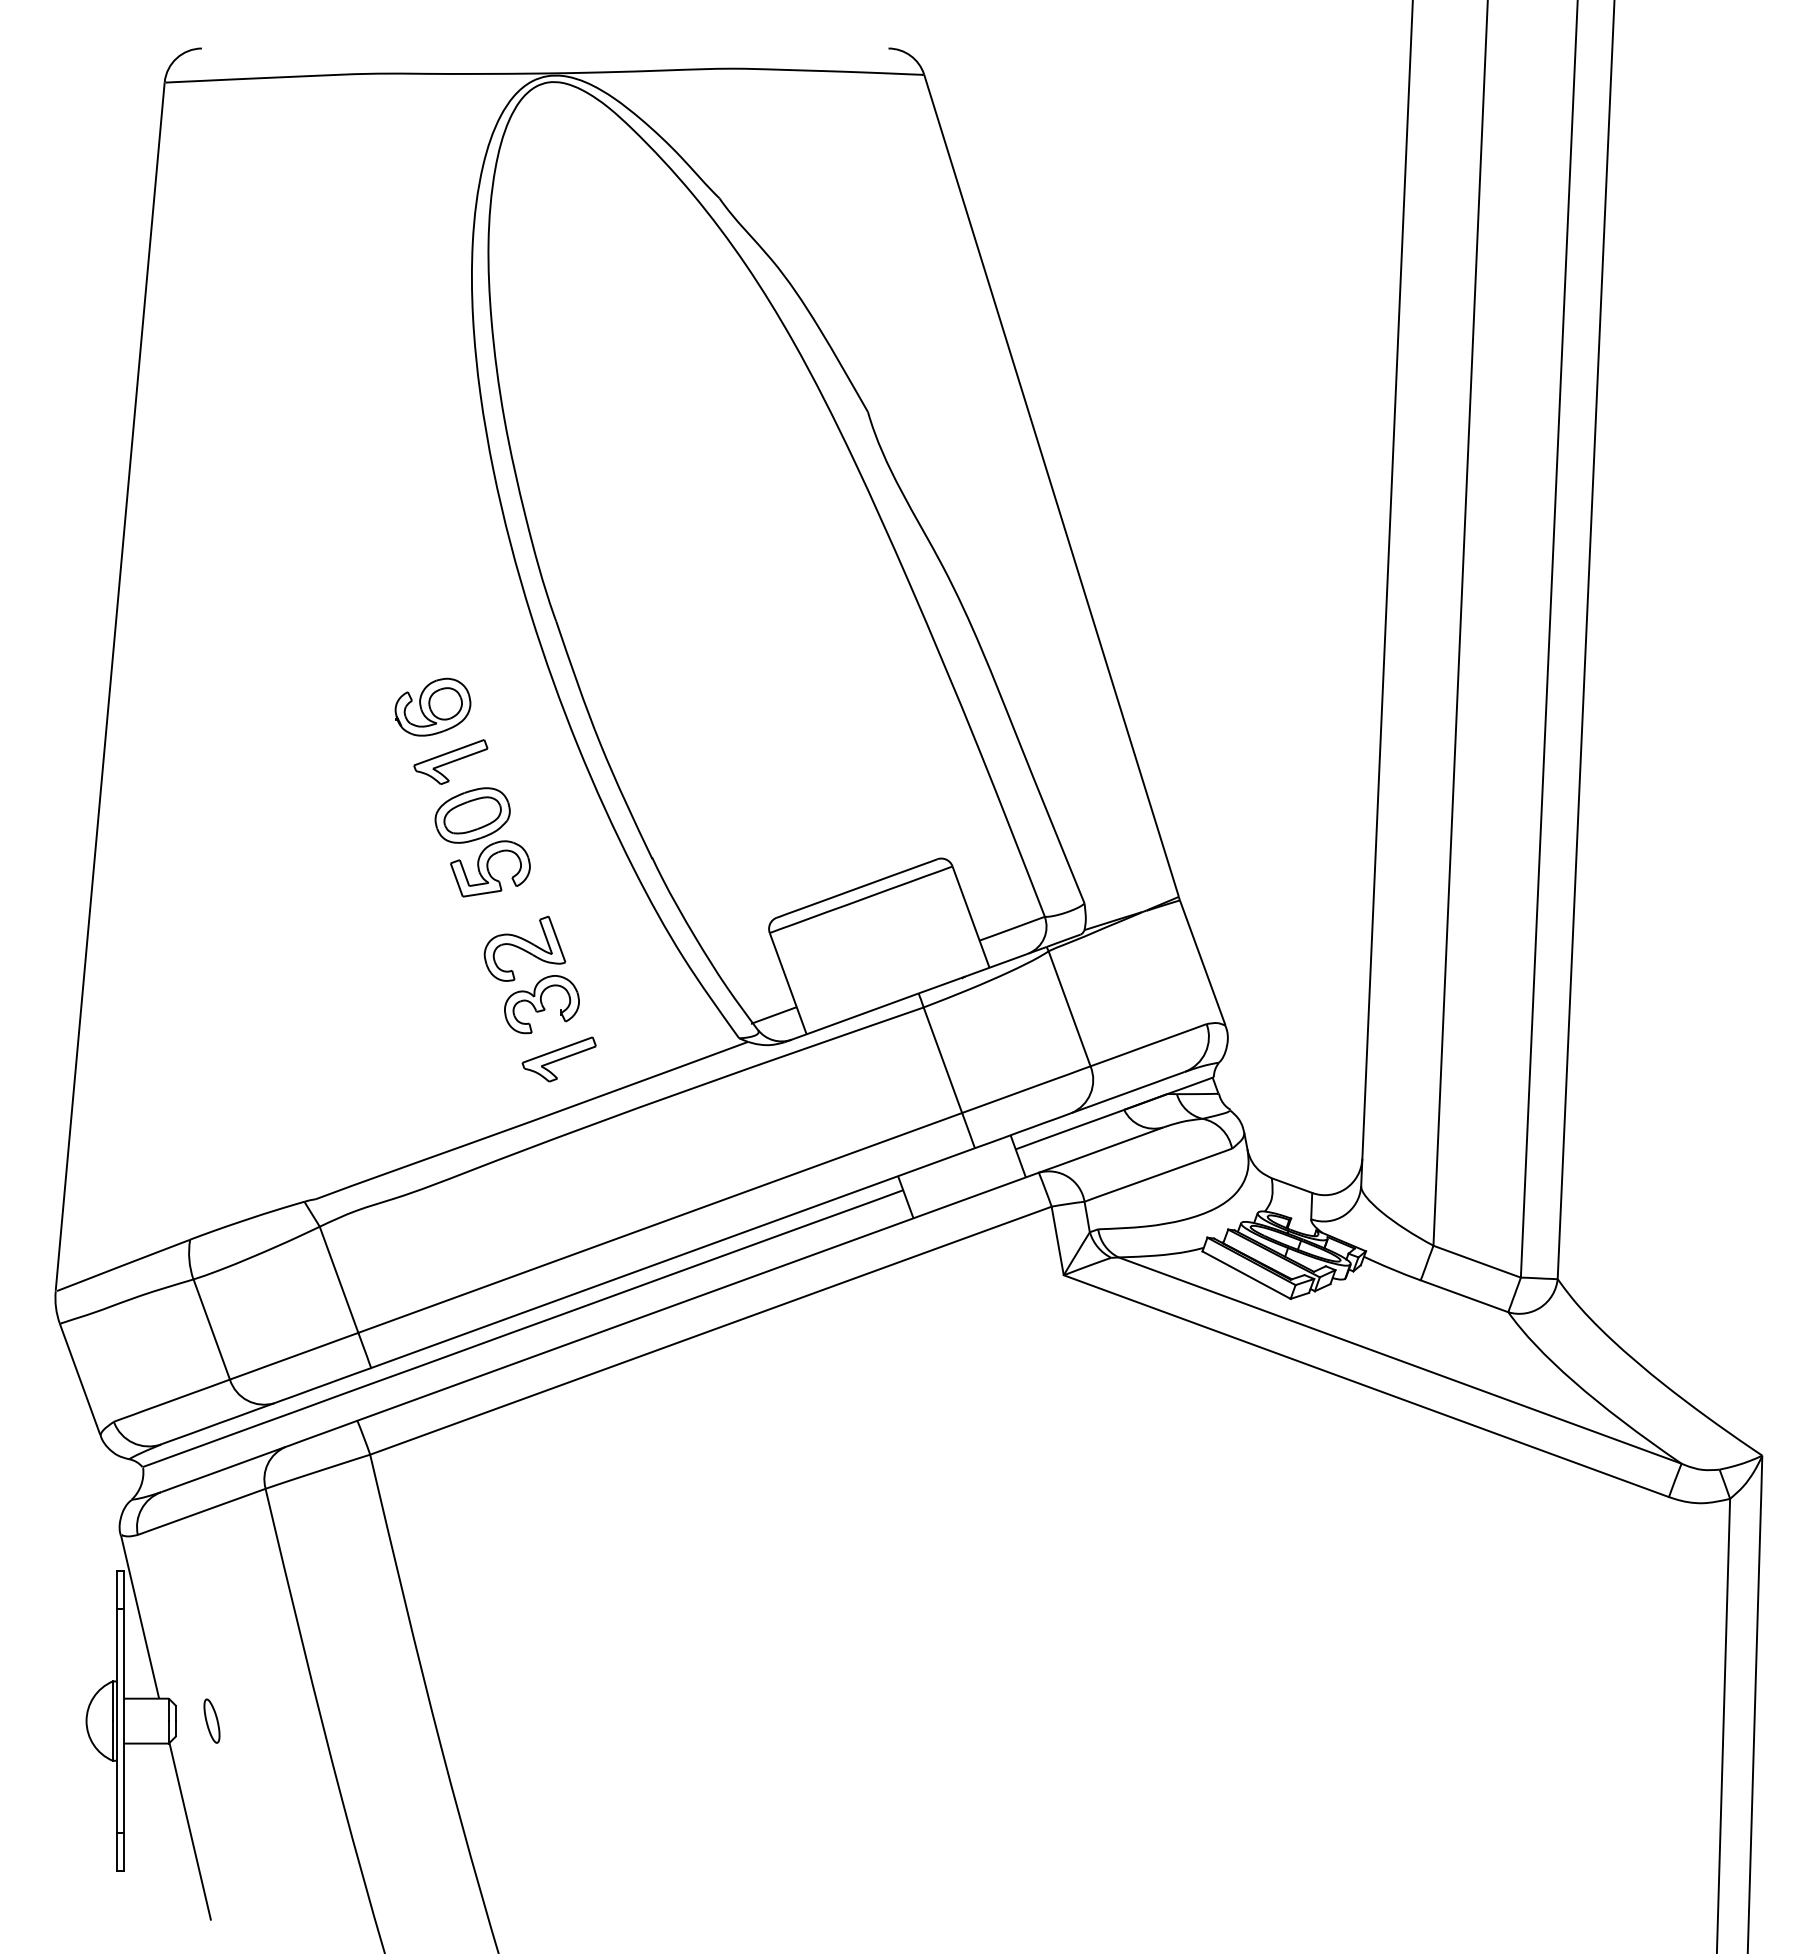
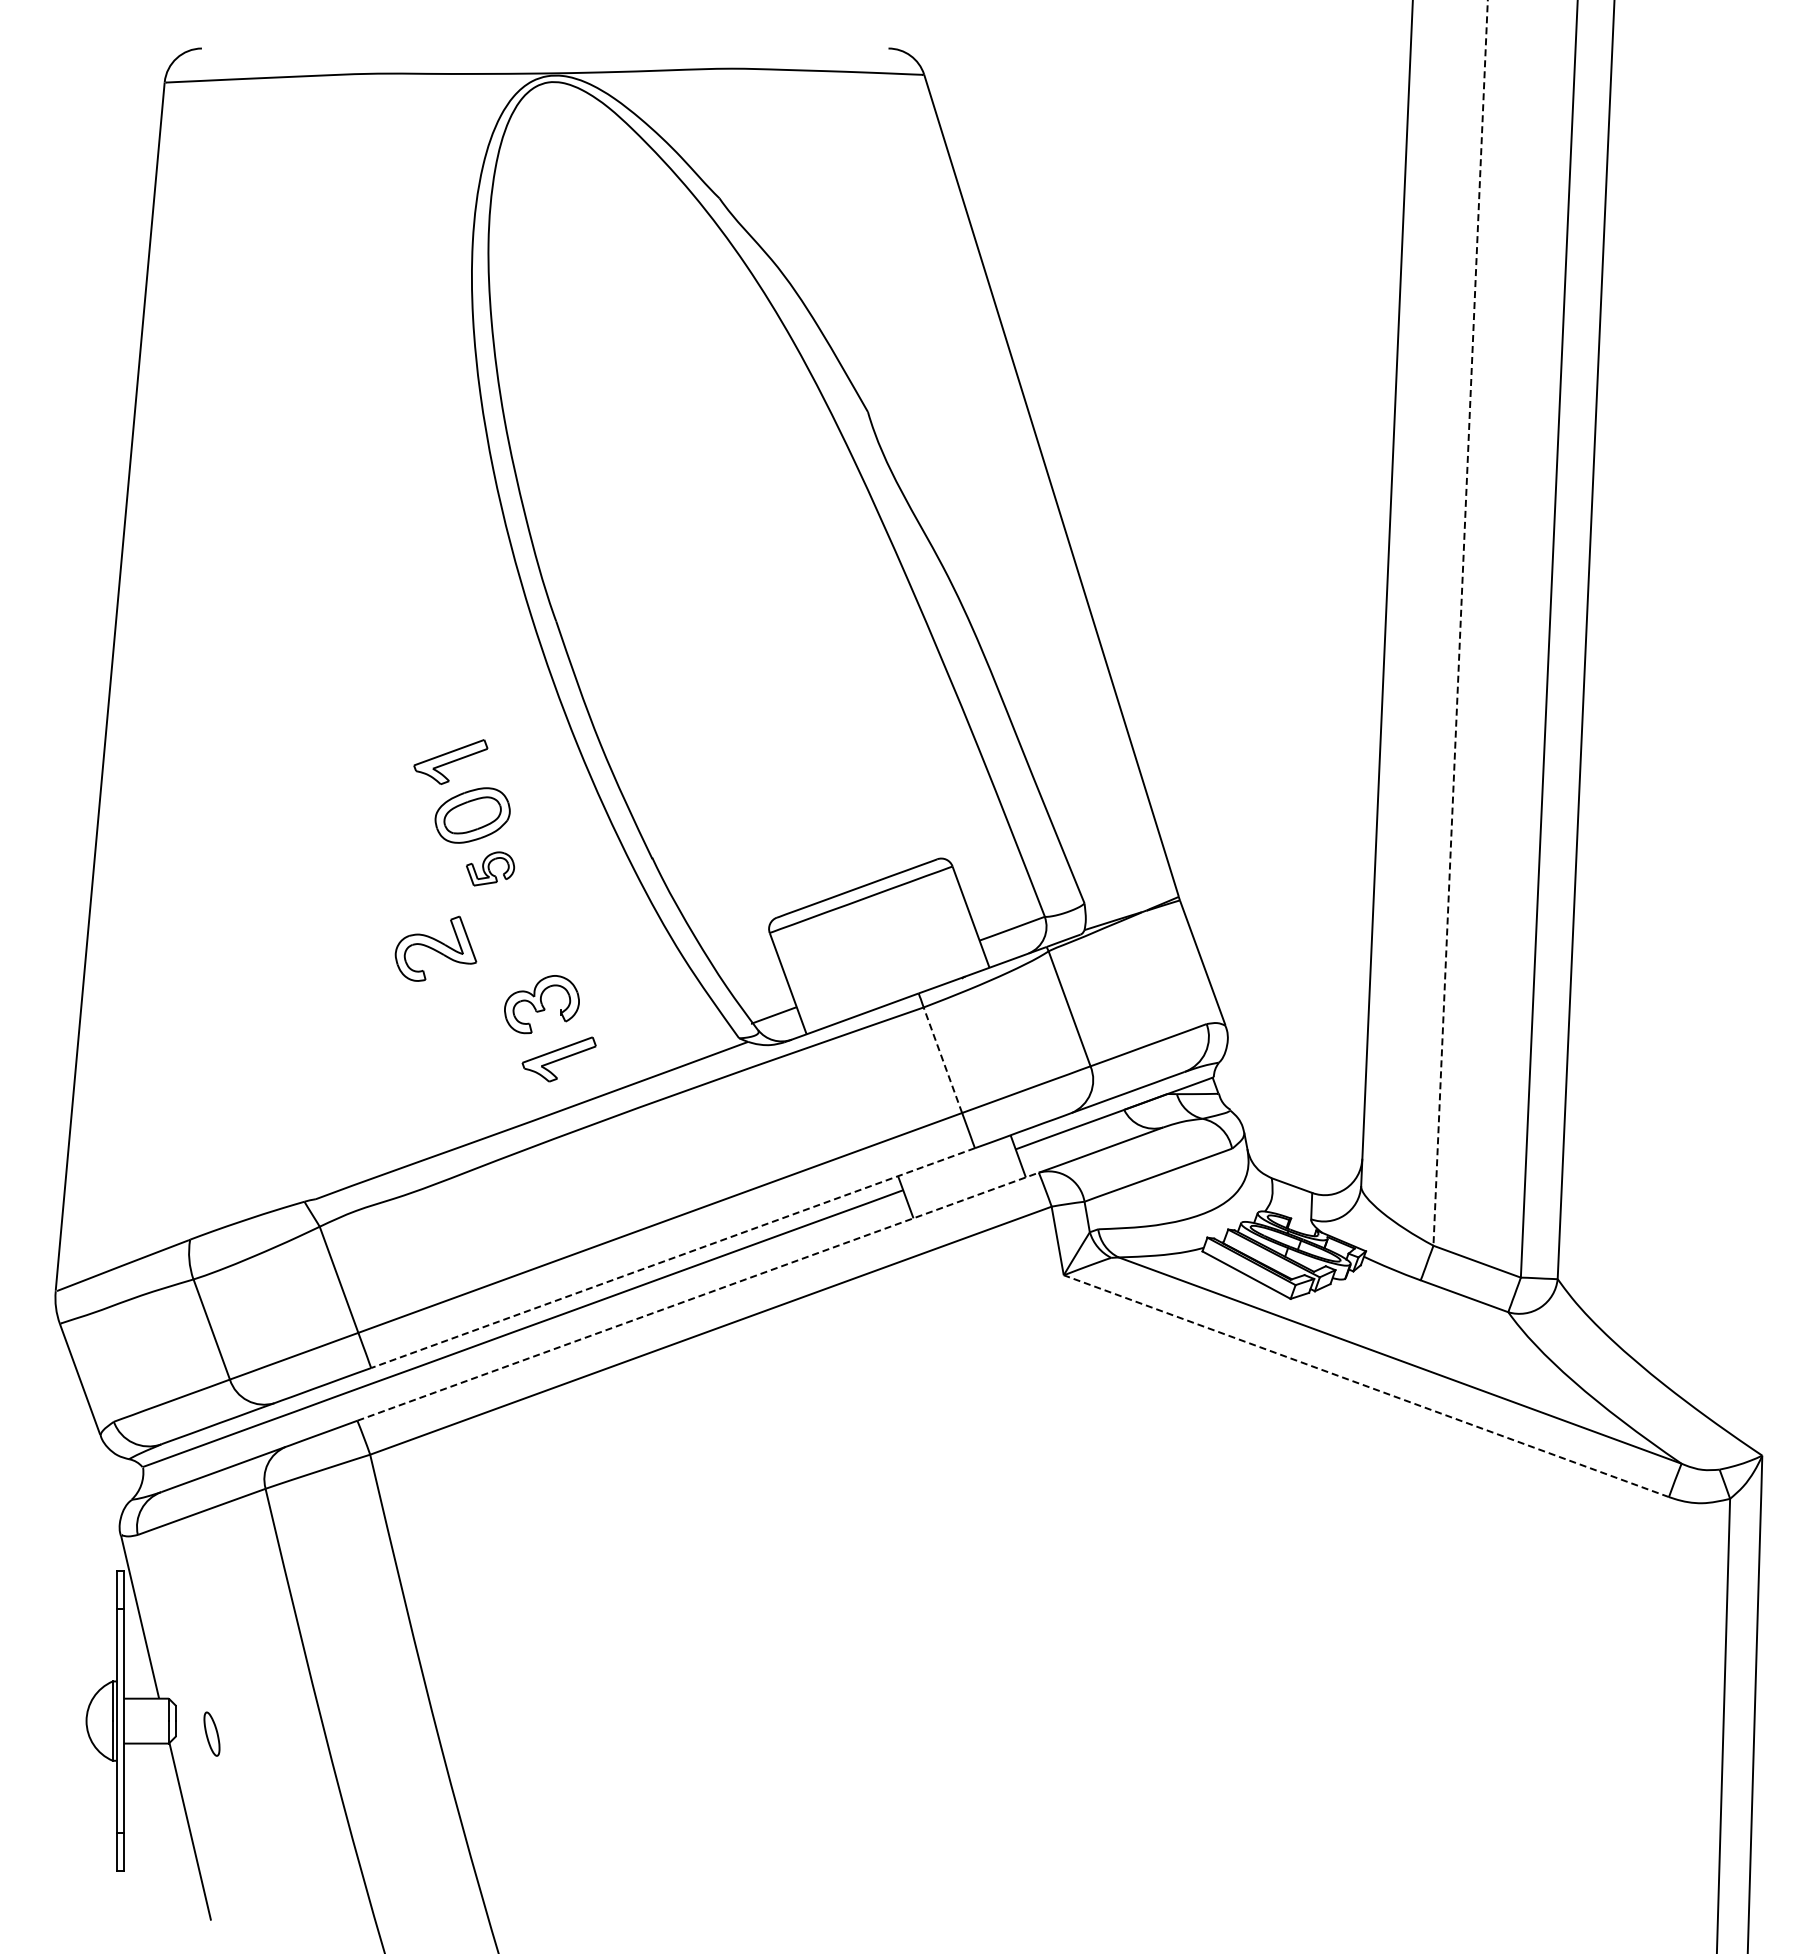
line: solid -> dashed (1460, 623)
part: present -> none (432, 706)
part size: 81x58 px -> 50x36 px (490, 868)
part position: (524, 948) -> (435, 948) (435, 948)
line: solid -> dashed (942, 1059)
line: solid -> dashed (672, 1258)
line: solid -> dashed (698, 1296)
line: solid -> dashed (1365, 1385)
part position: (211, 1720) -> (211, 1733) (211, 1733)
